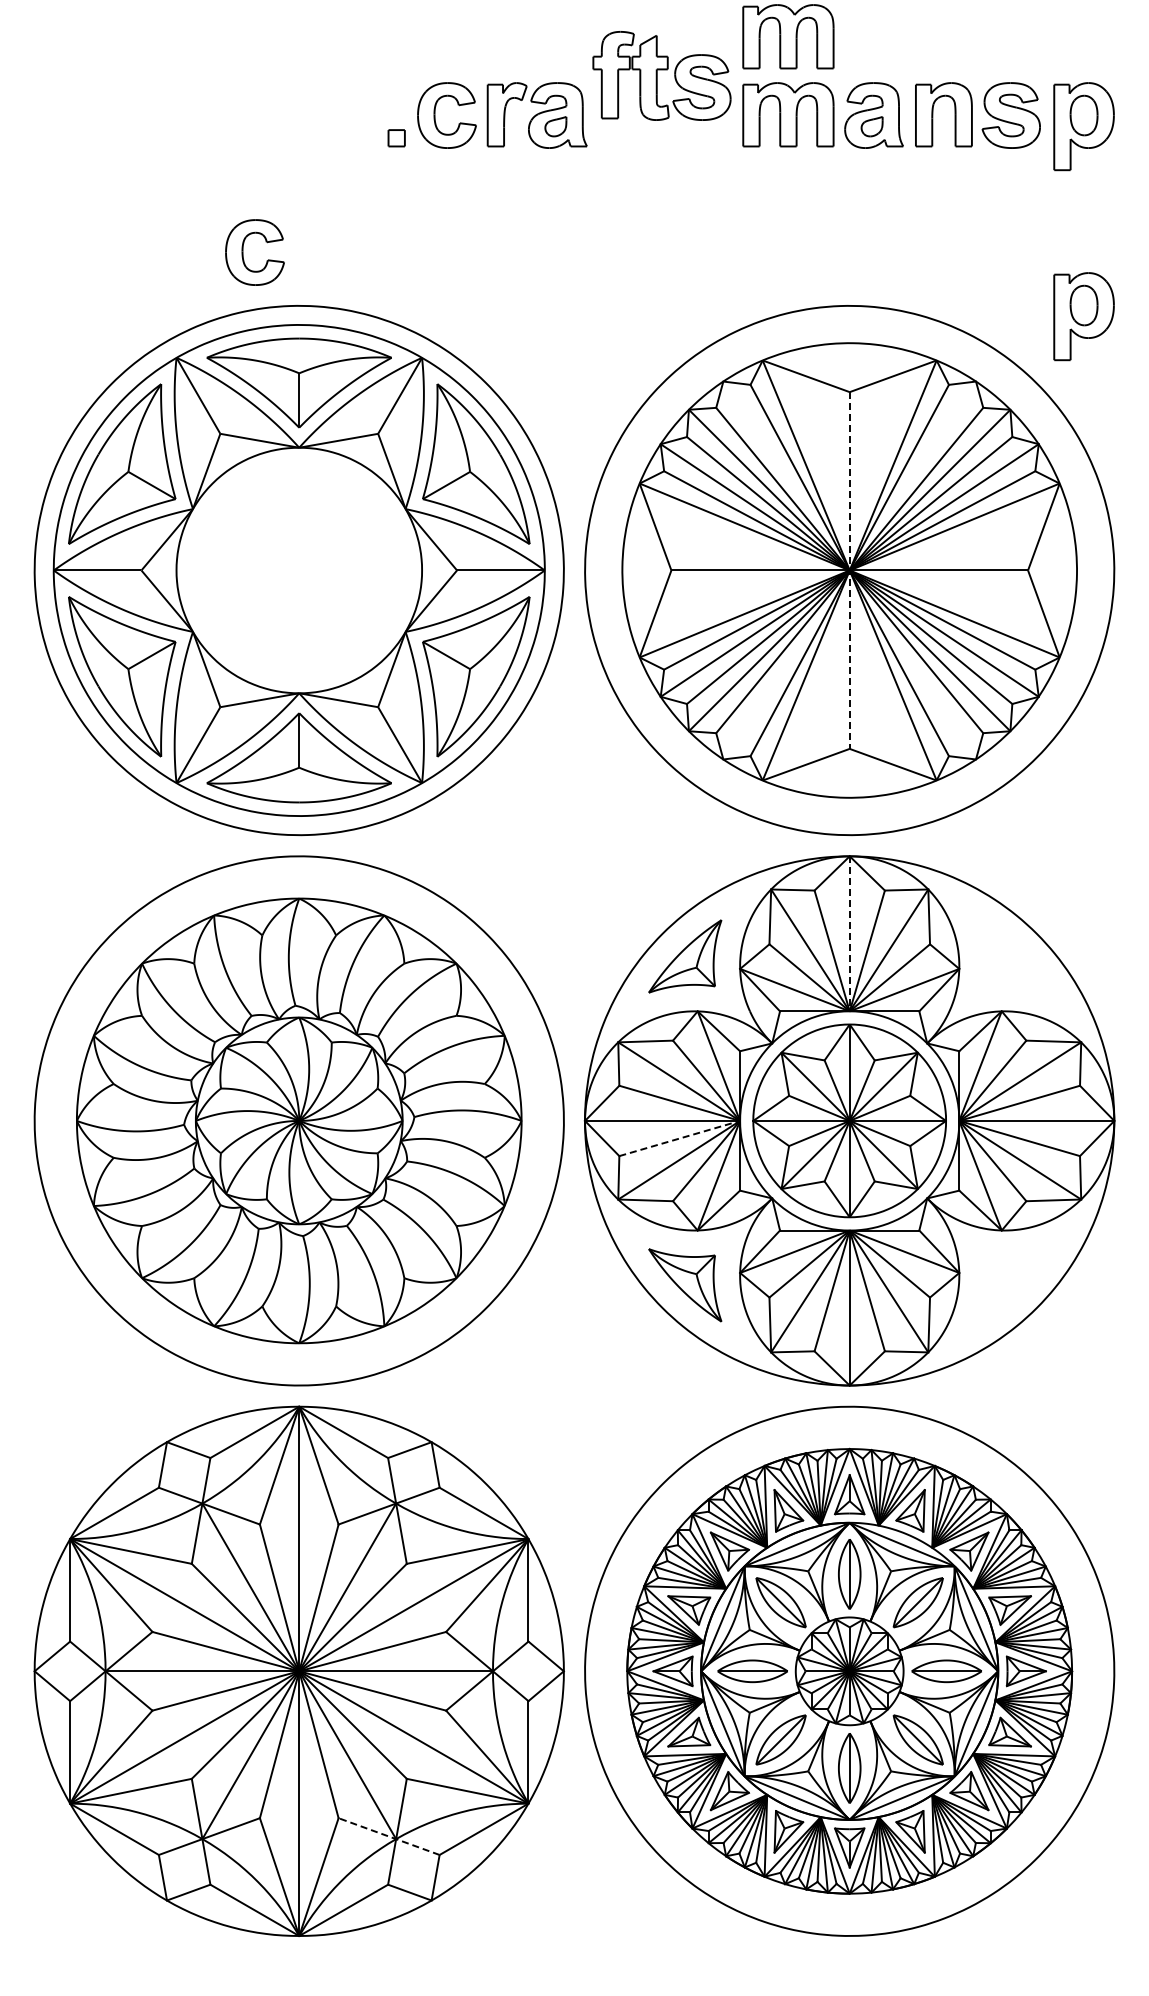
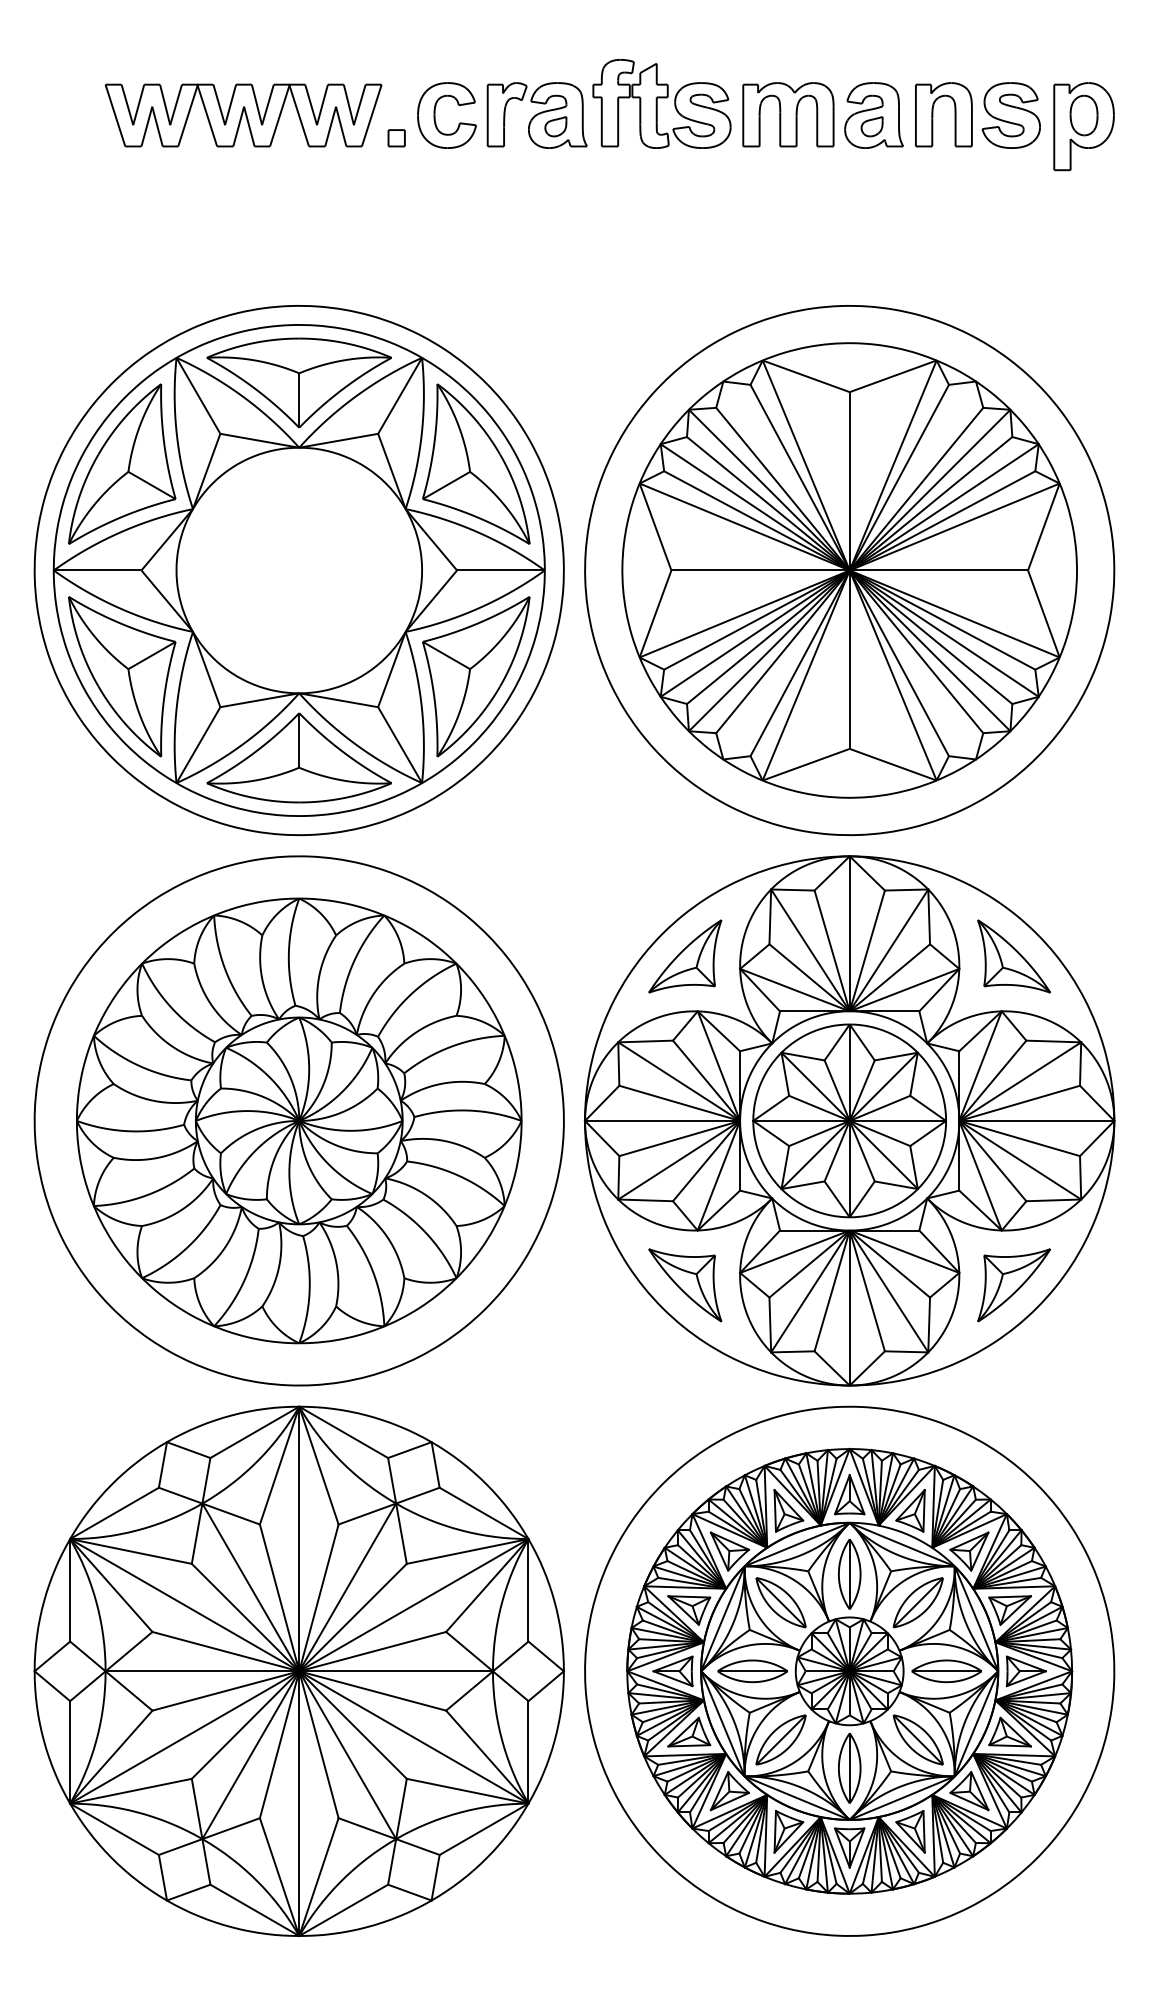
part: present -> none (788, 36)
part position: (661, 75) -> (661, 103) (661, 103)
part: none -> present (243, 115)
part: present -> none (243, 252)
part: present -> none (1083, 316)
line: dashed -> solid (849, 571)
line: dashed -> solid (849, 933)
part: none -> present (1013, 956)
line: dashed -> solid (679, 1138)
part: none -> present (1013, 1285)
line: dashed -> solid (389, 1836)
